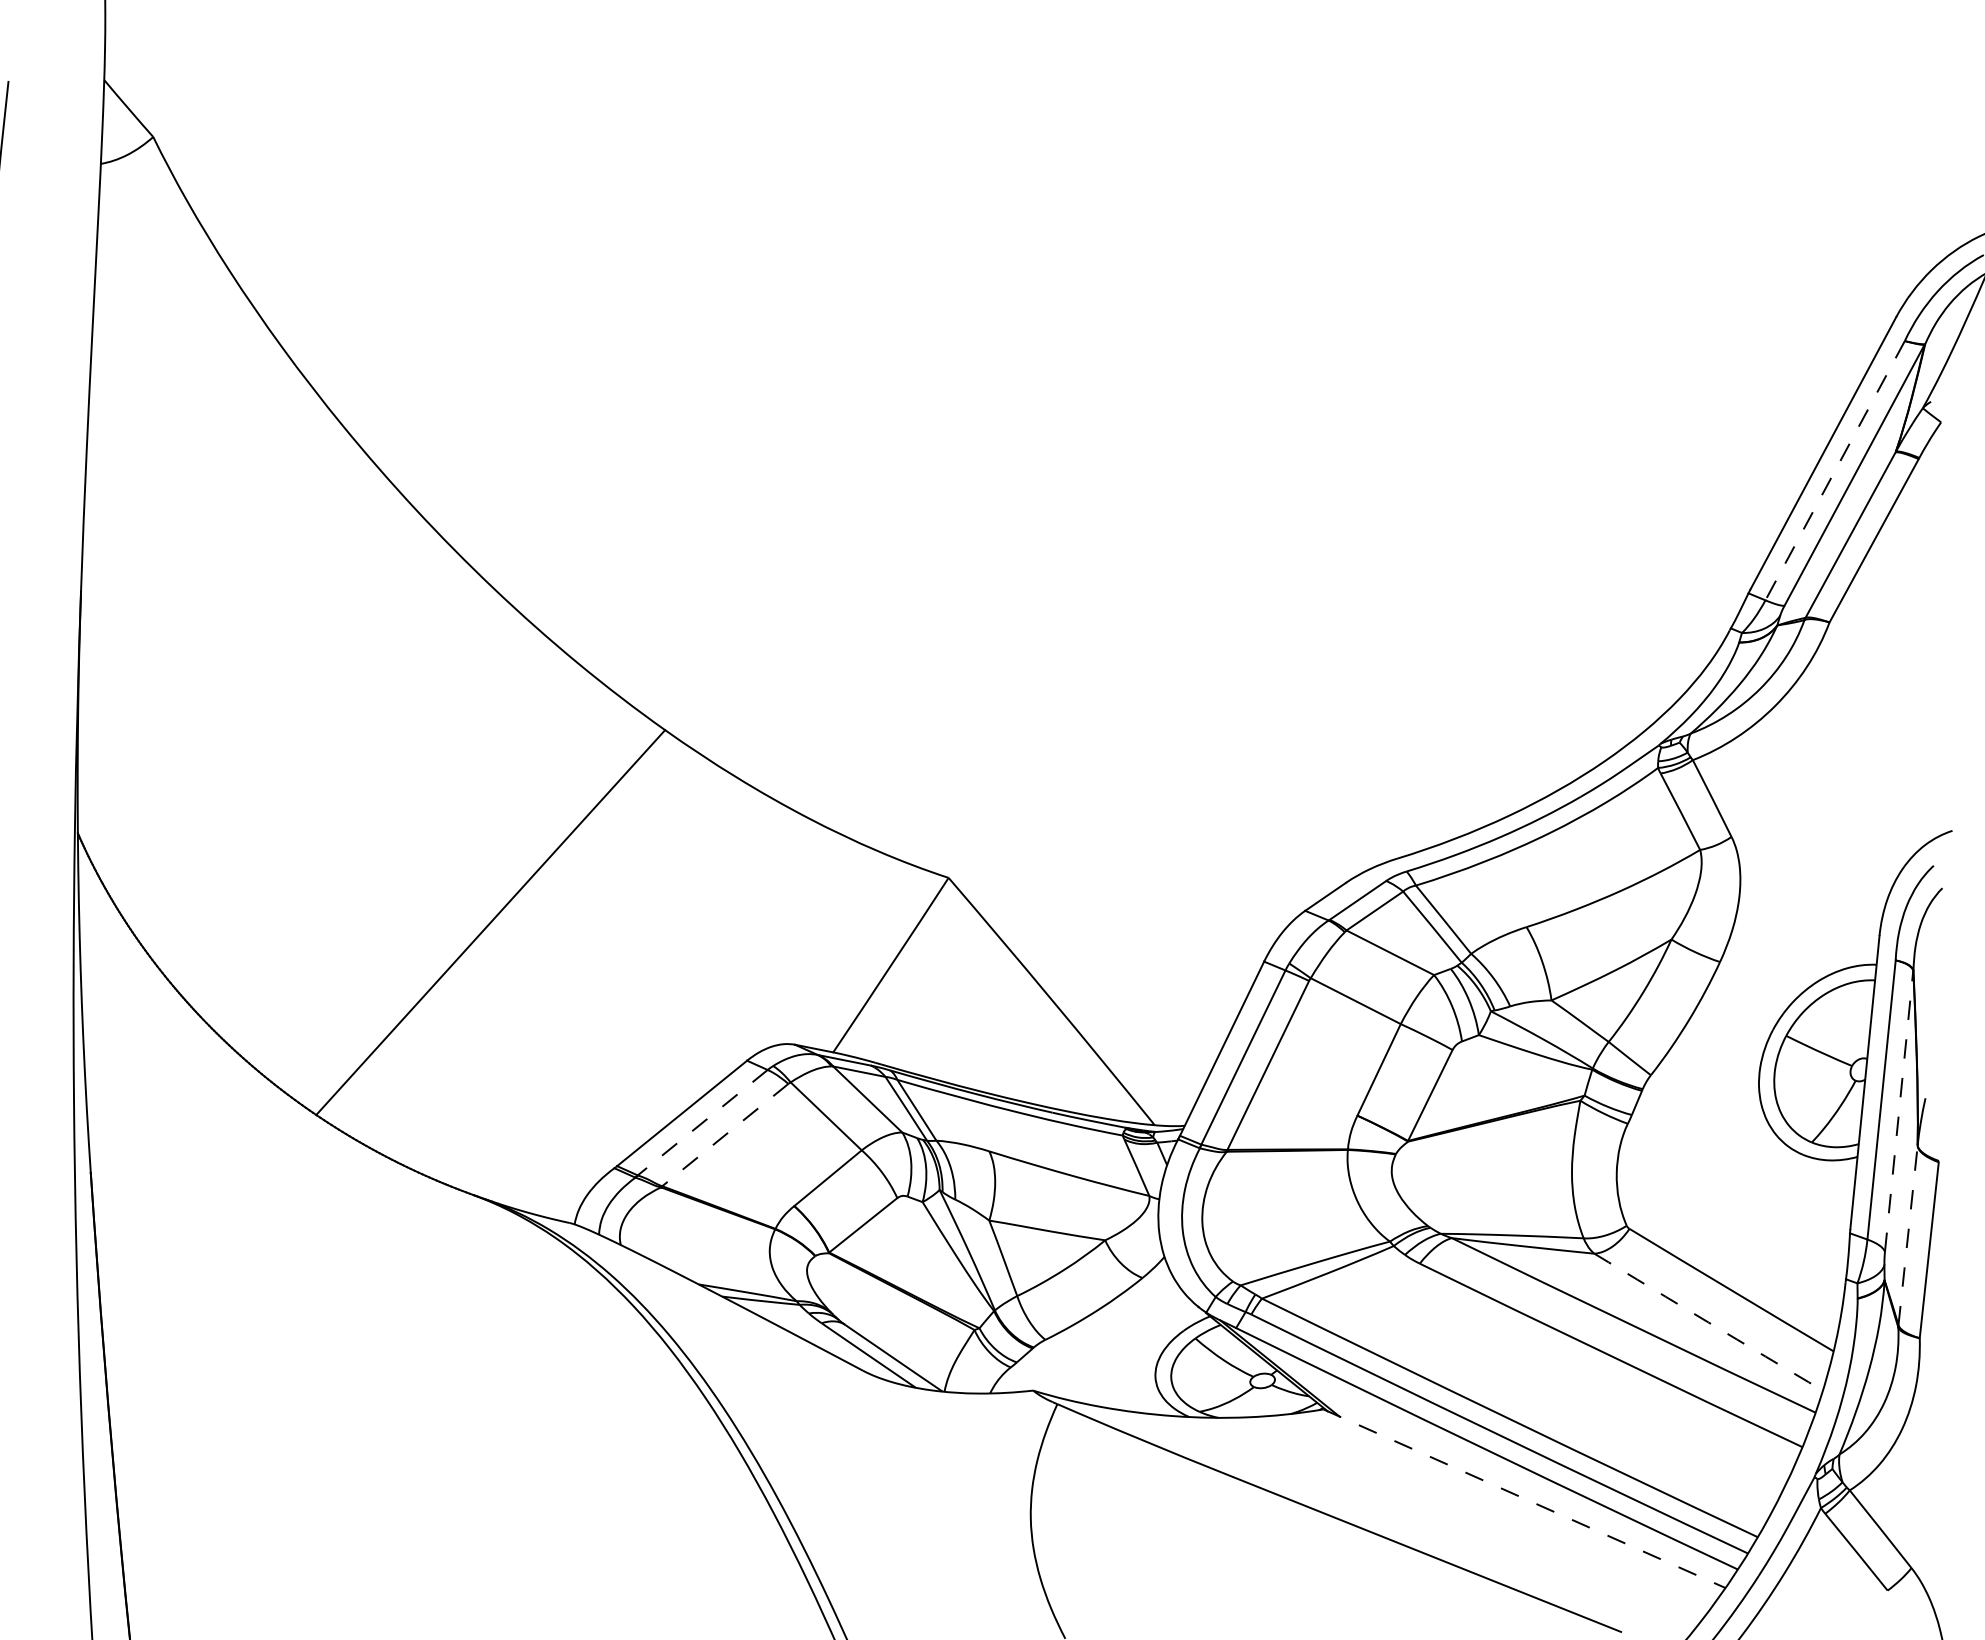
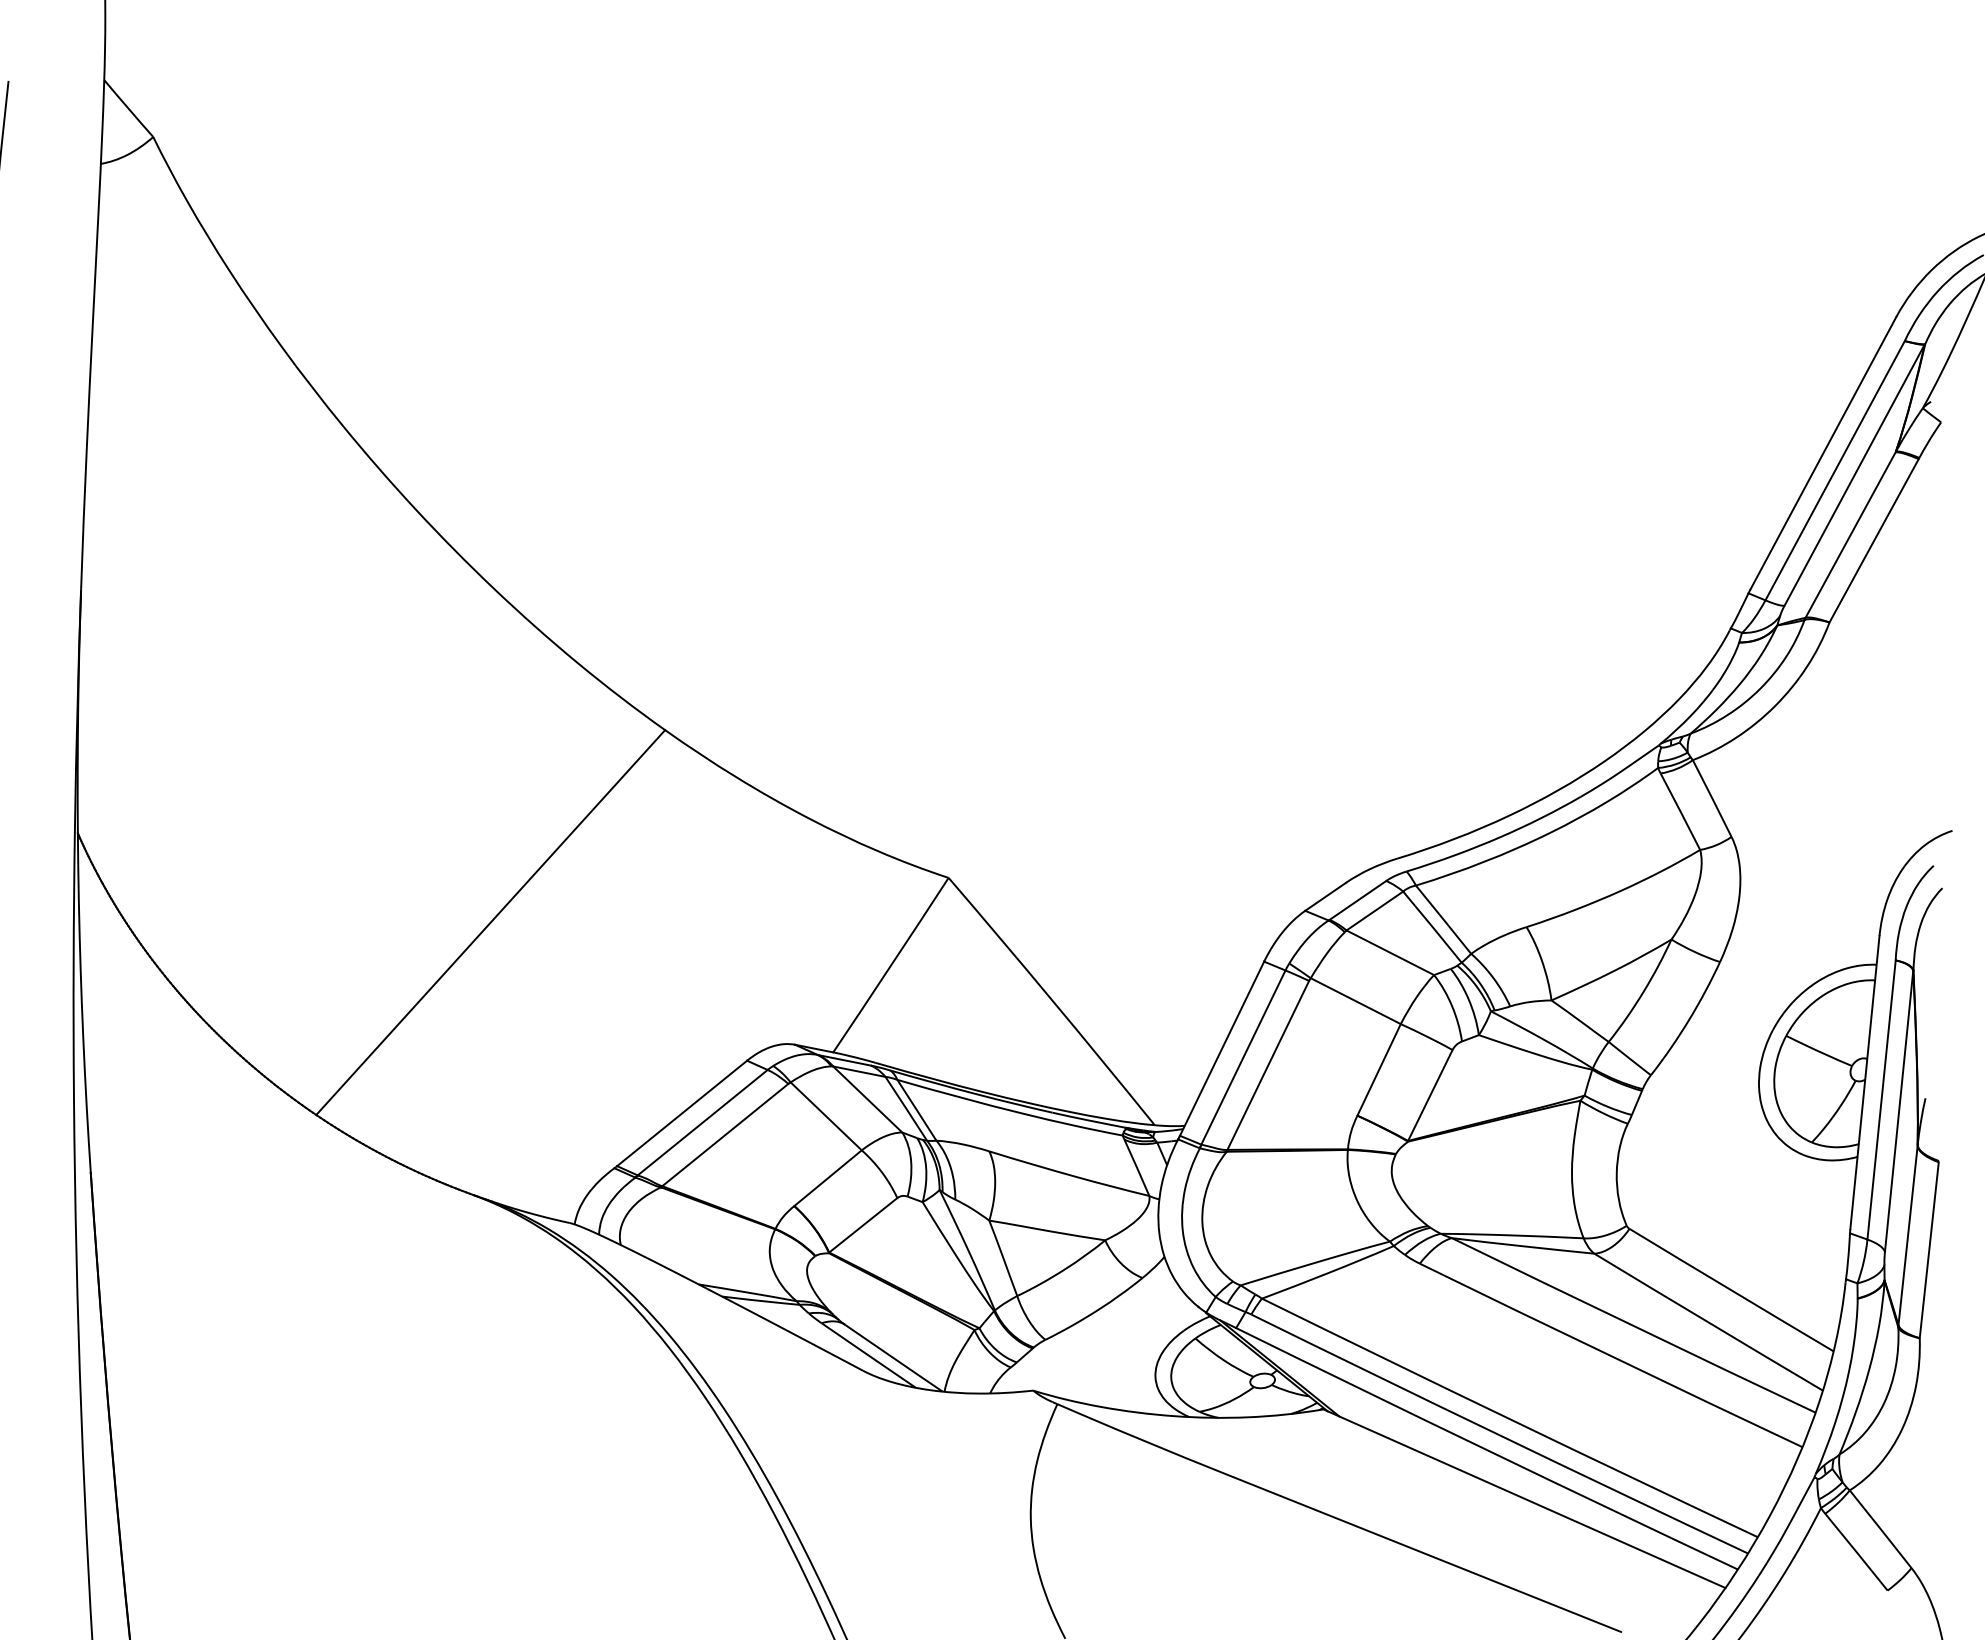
line: dashed -> solid (1834, 471)
line: dashed -> solid (1899, 1110)
line: dashed -> solid (702, 1122)
line: dashed -> solid (724, 1135)
line: dashed -> solid (1908, 1235)
arc: dashed -> solid (1708, 1322)
line: dashed -> solid (1524, 1498)
